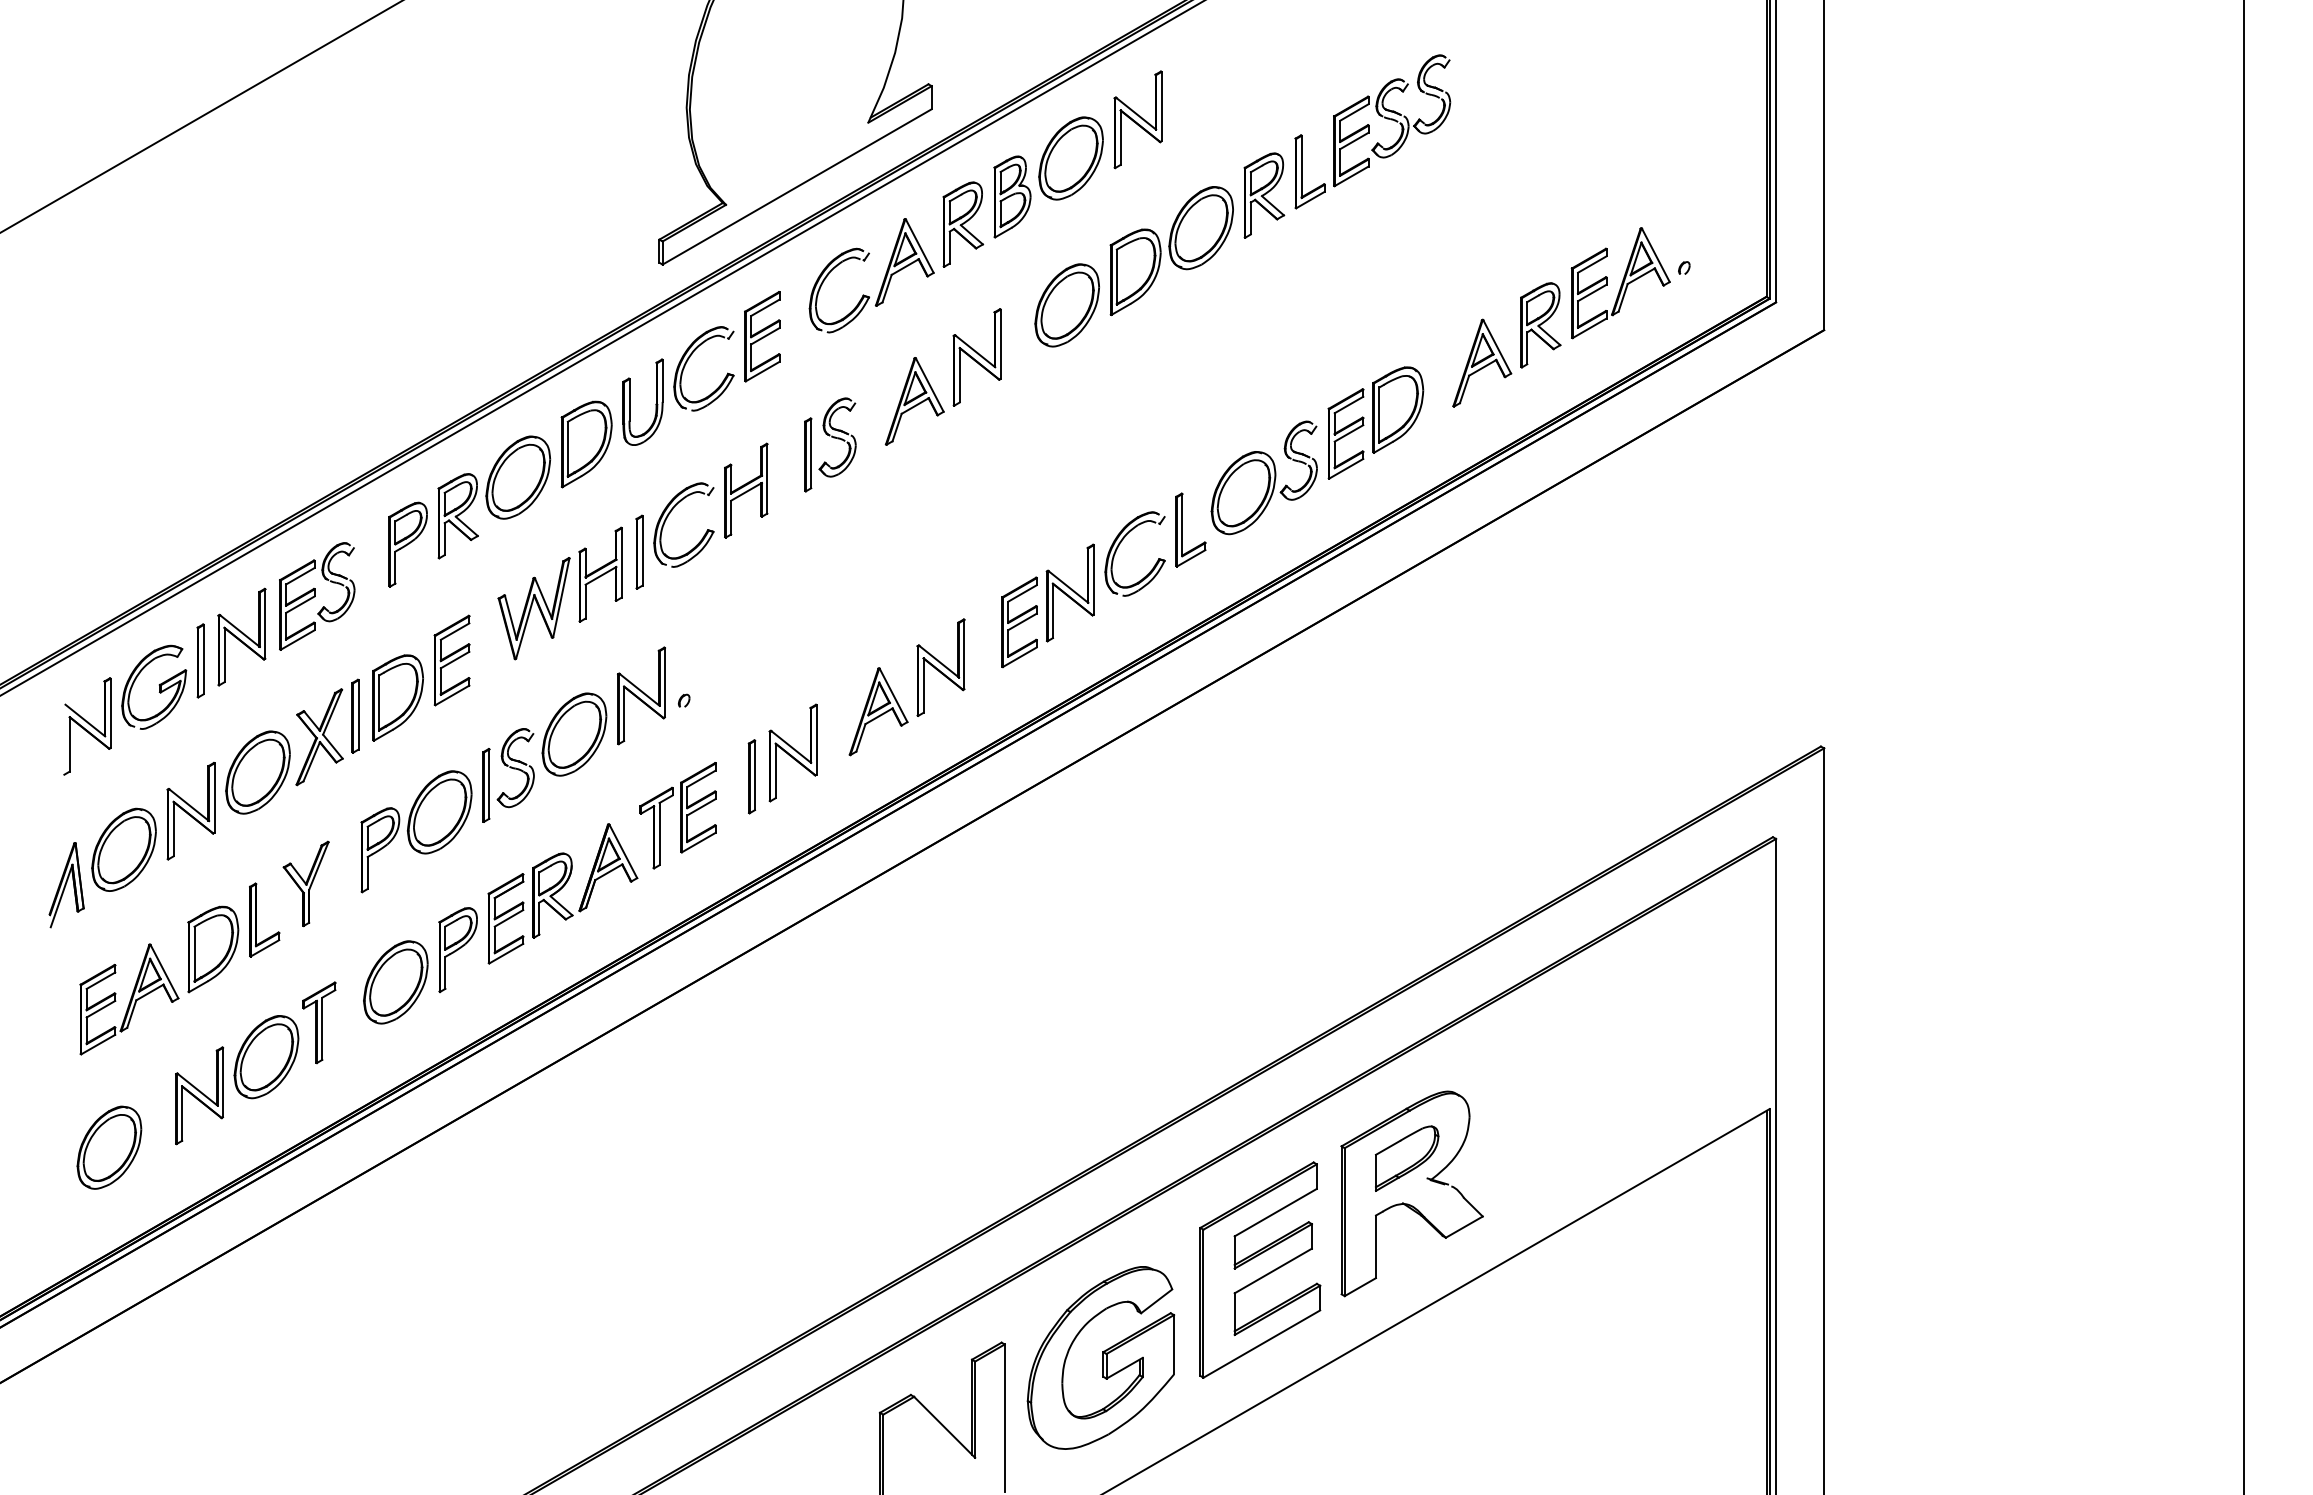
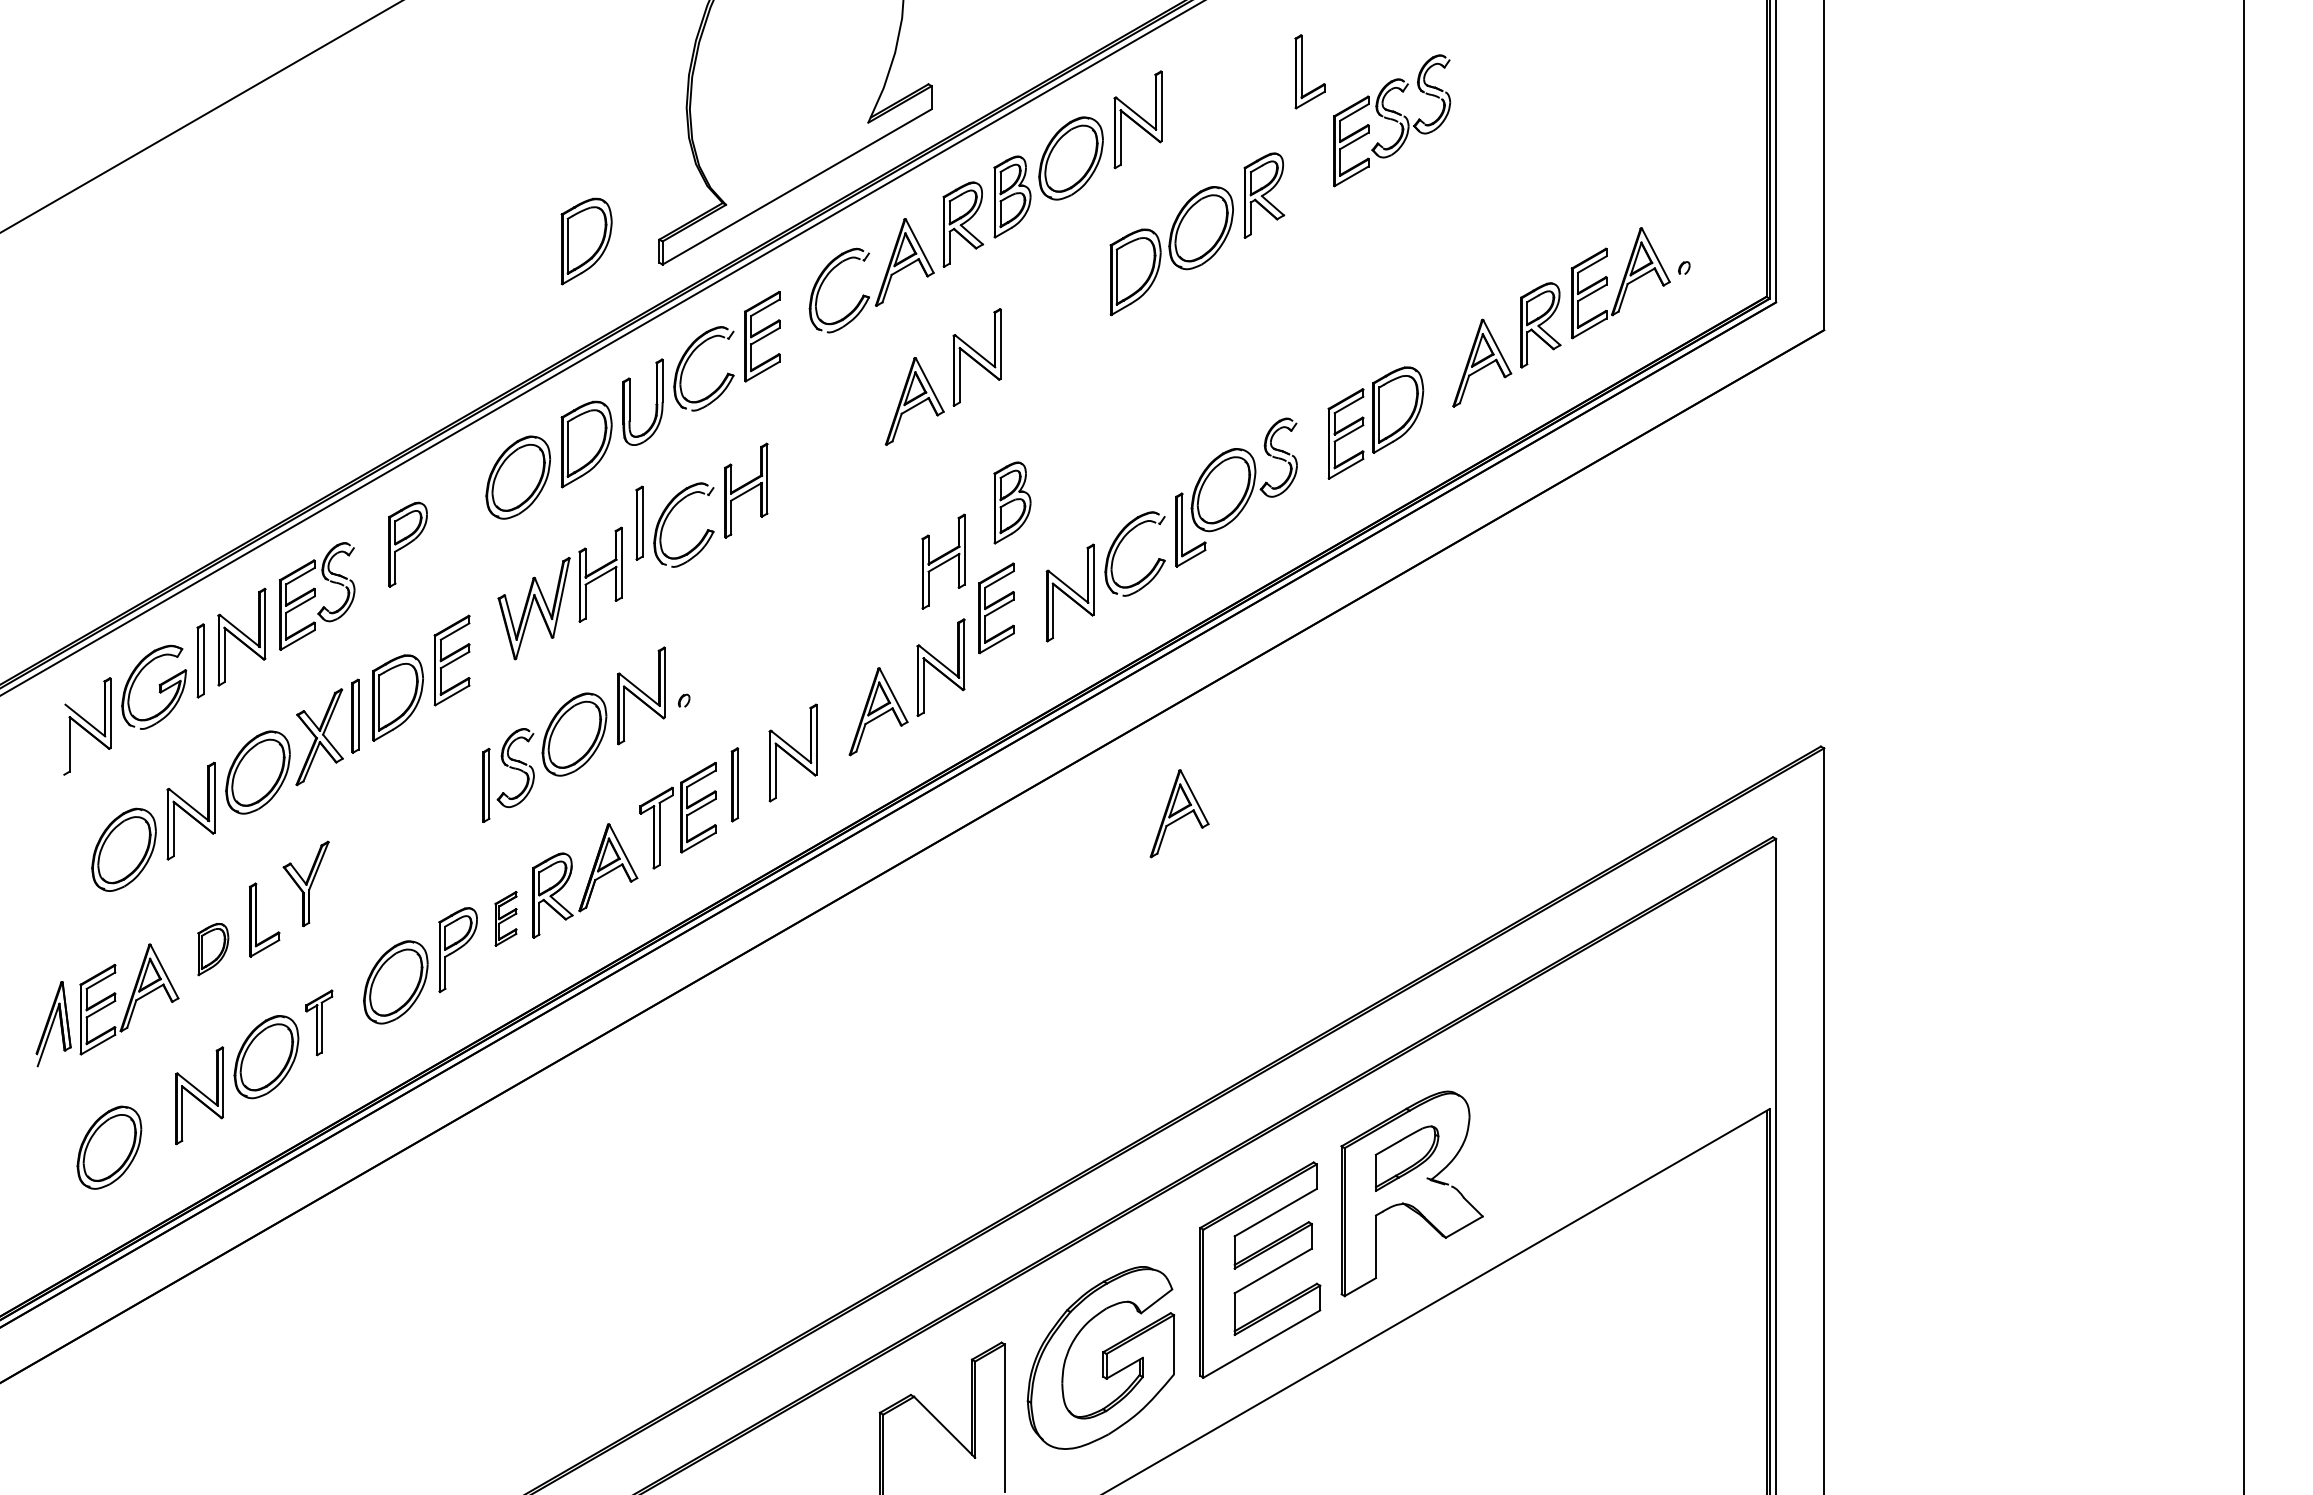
part position: (1302, 171) -> (1302, 71) (1302, 71)
part: none -> present (586, 241)
part: present -> none (1066, 305)
part: present -> none (833, 438)
part position: (1263, 477) -> (1243, 474) (1243, 474)
part: none -> present (1012, 502)
part: present -> none (457, 516)
part position: (639, 551) -> (639, 522) (639, 522)
part: none -> present (943, 561)
part position: (1019, 622) -> (996, 608) (996, 608)
part position: (751, 776) -> (734, 784) (734, 784)
part: none -> present (1179, 813)
part: present -> none (416, 831)
part position: (66, 885) -> (53, 1024) (53, 1024)
part size: 38x92 px -> 24x56 px (505, 918)
part size: 53x89 px -> 33x54 px (213, 949)
part size: 35x84 px -> 29x68 px (319, 1022)
